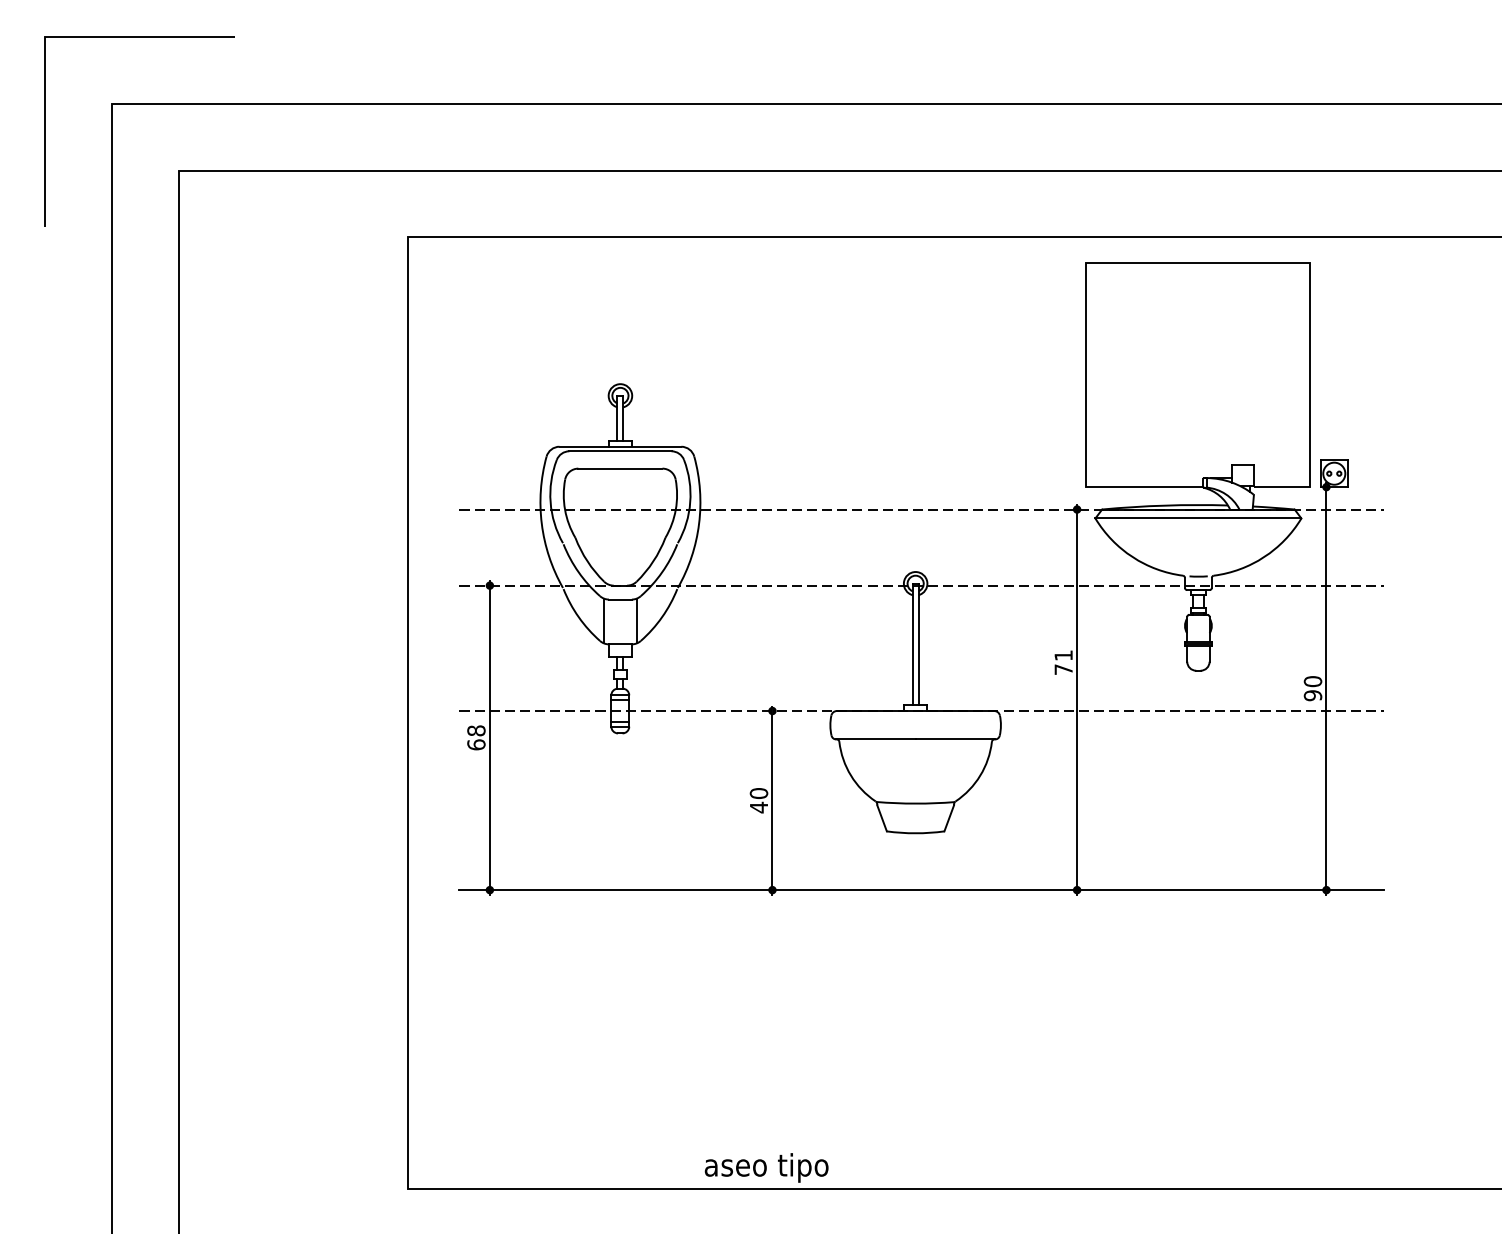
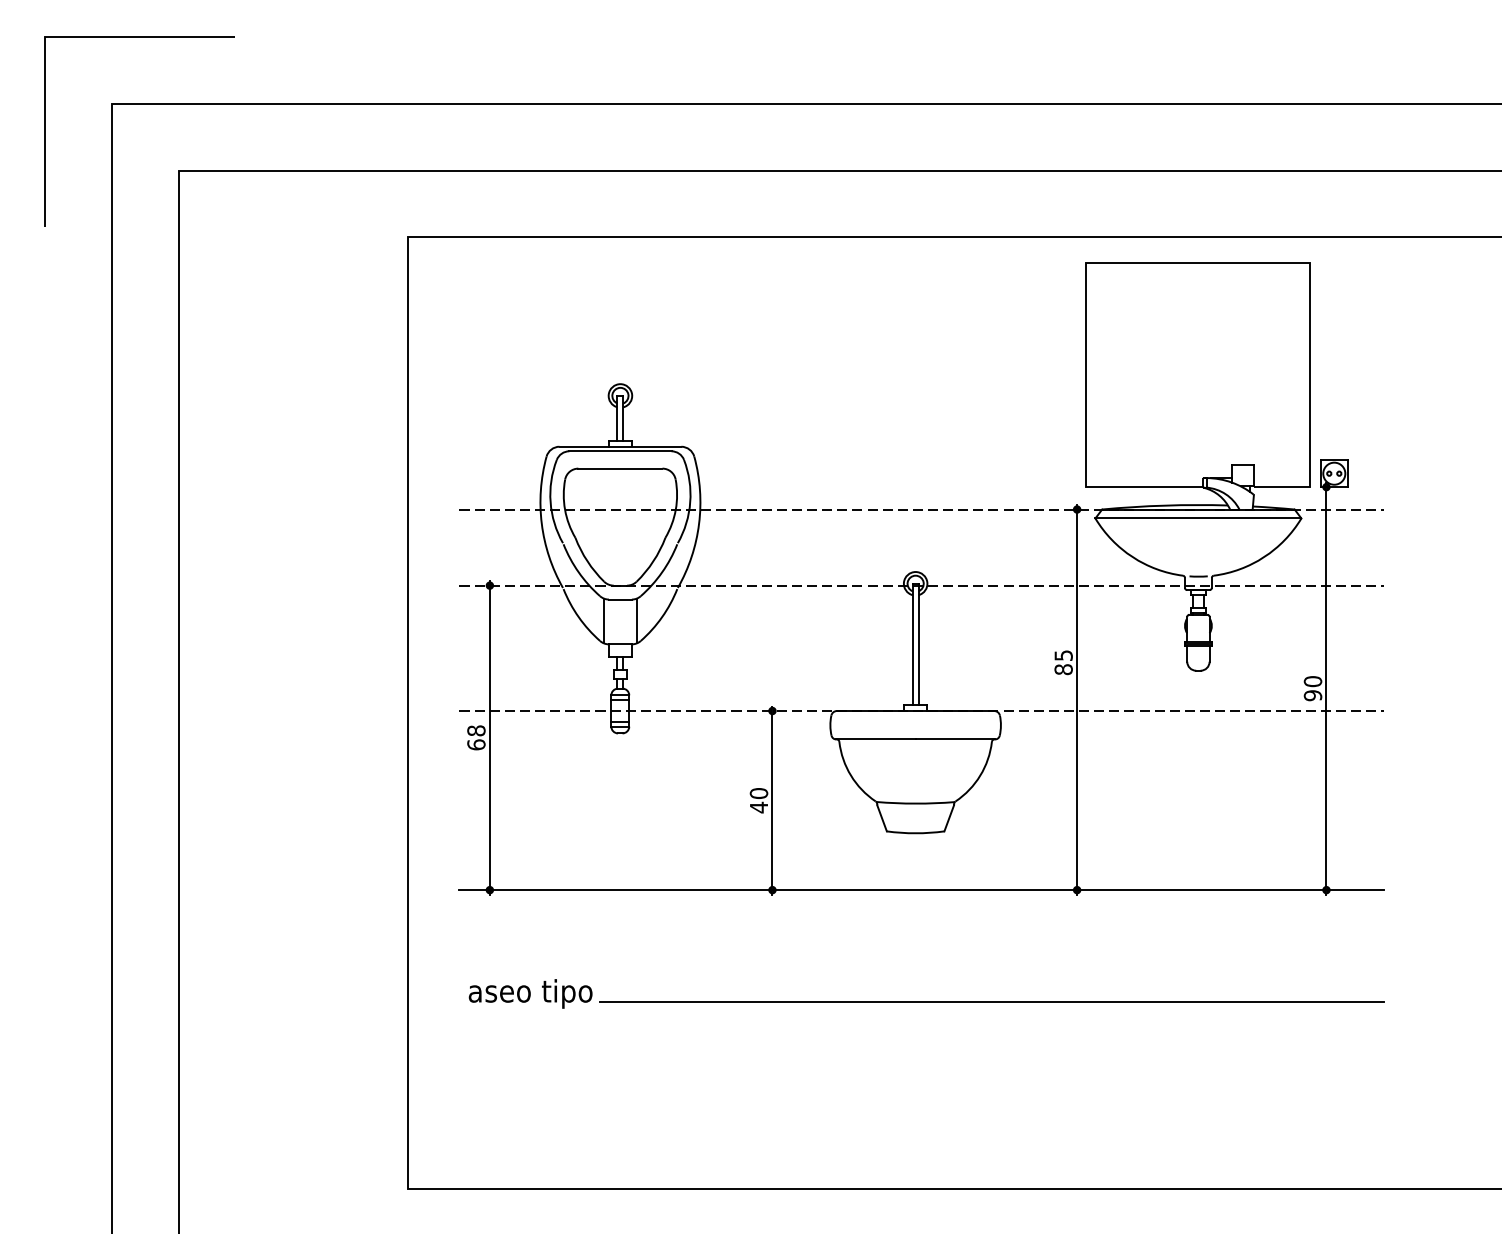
text: 71 -> 85 (1063, 662)
line: none -> present (991, 1002)
text position: (766, 1167) -> (530, 993) (530, 993)
